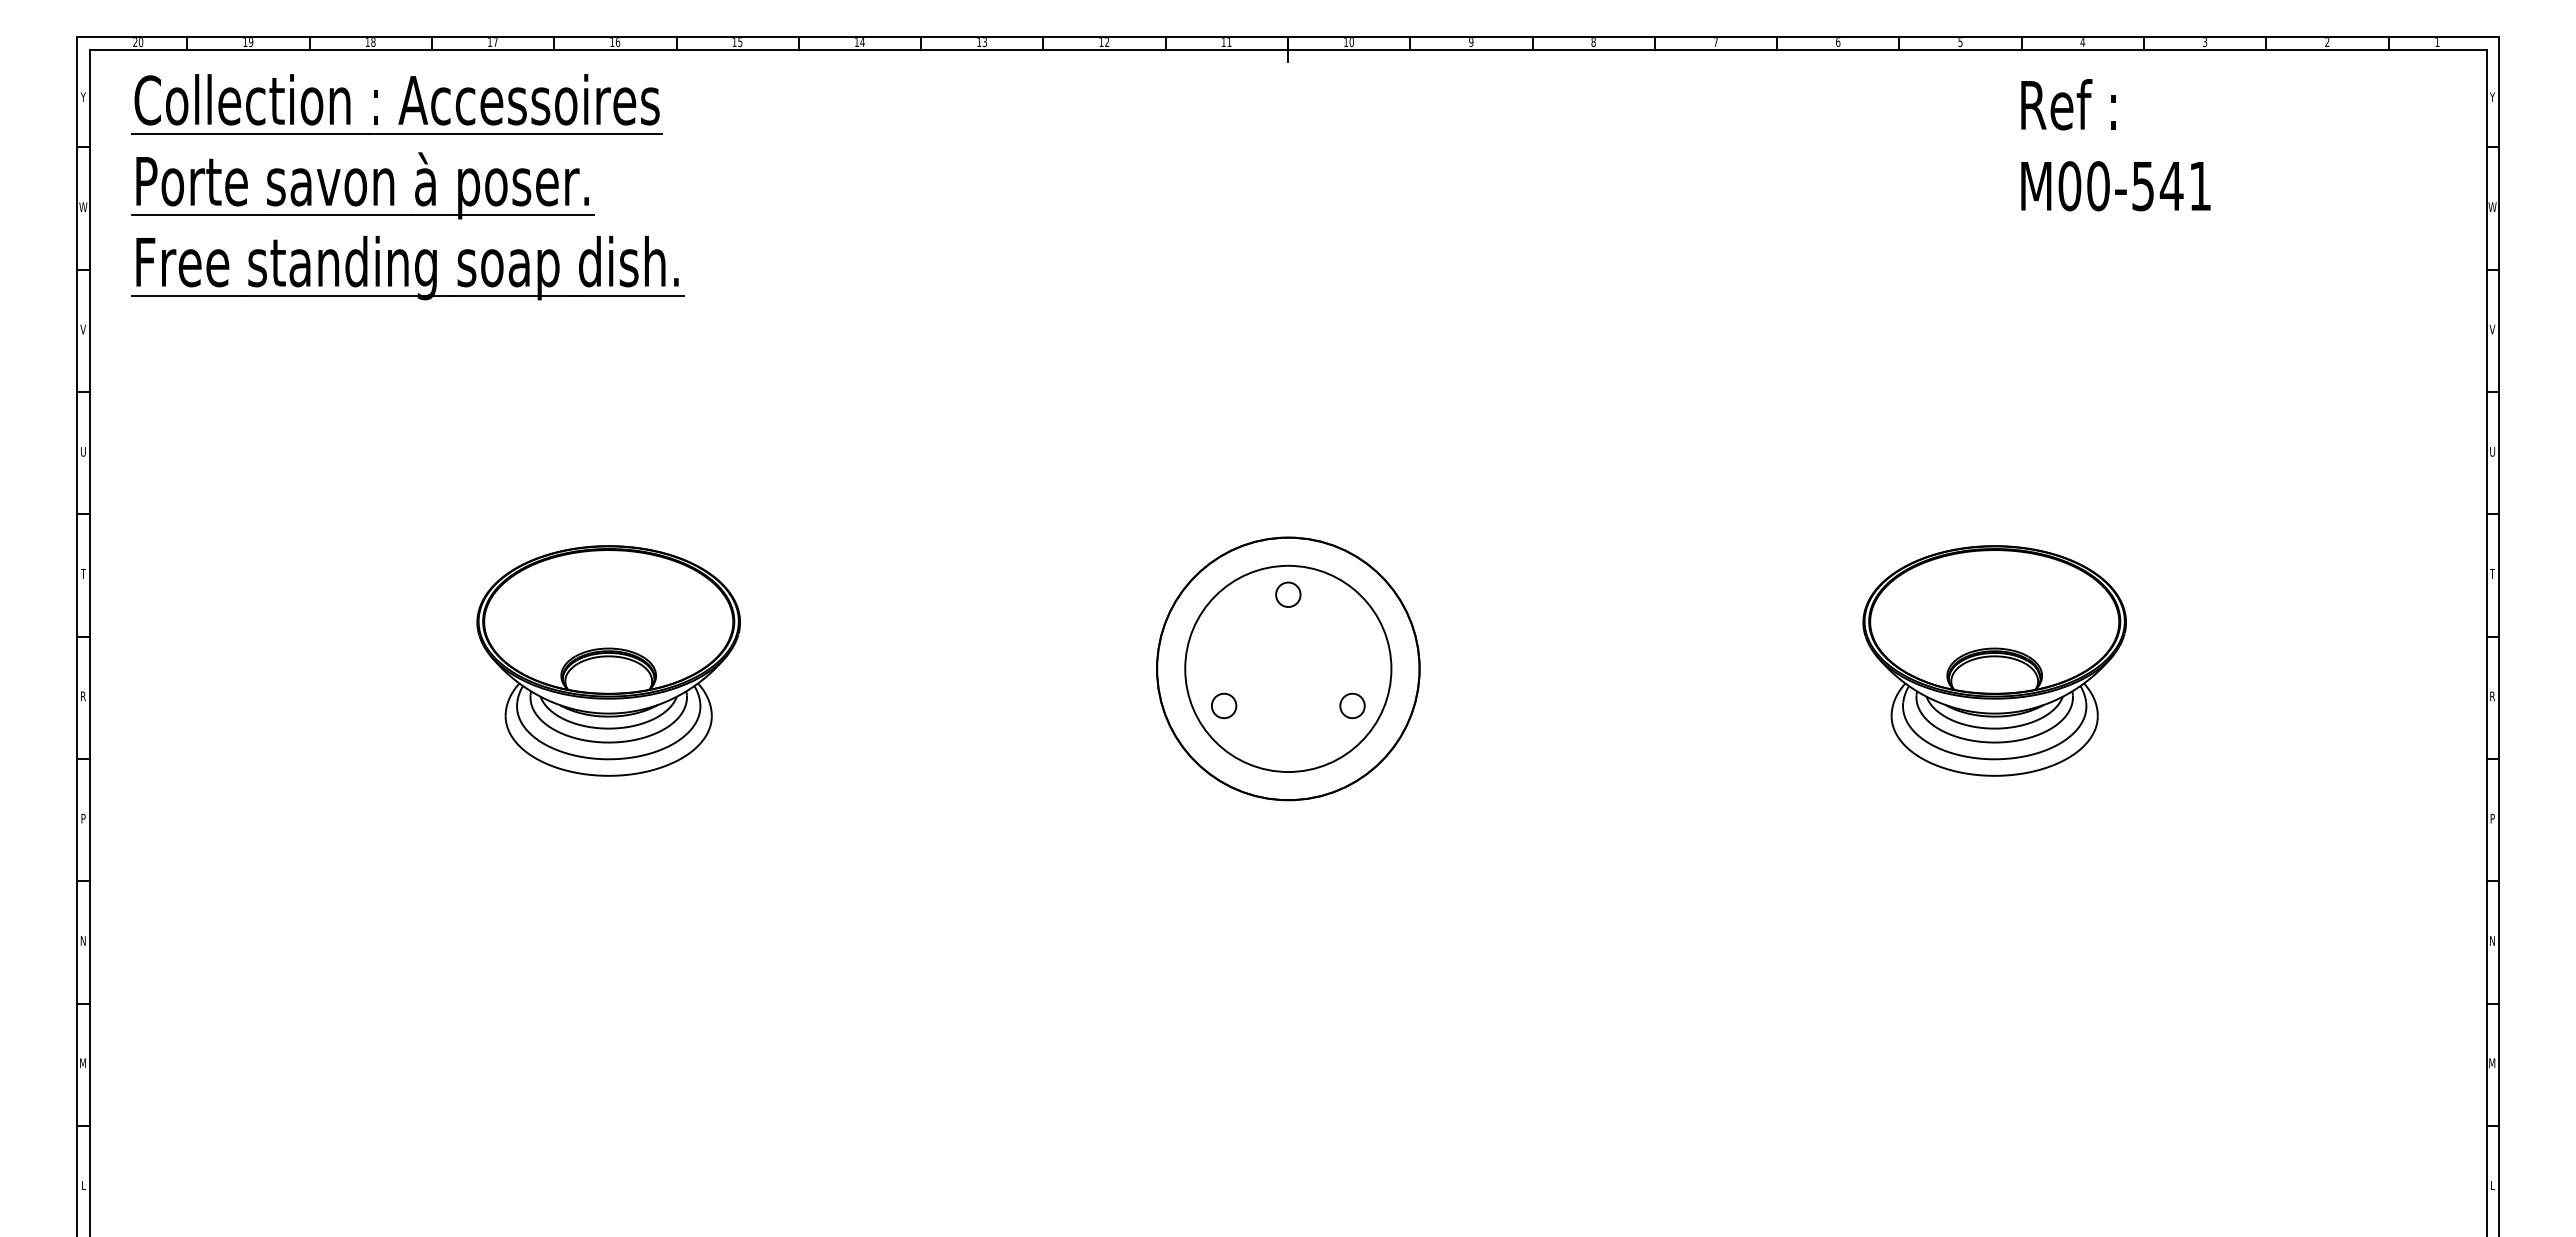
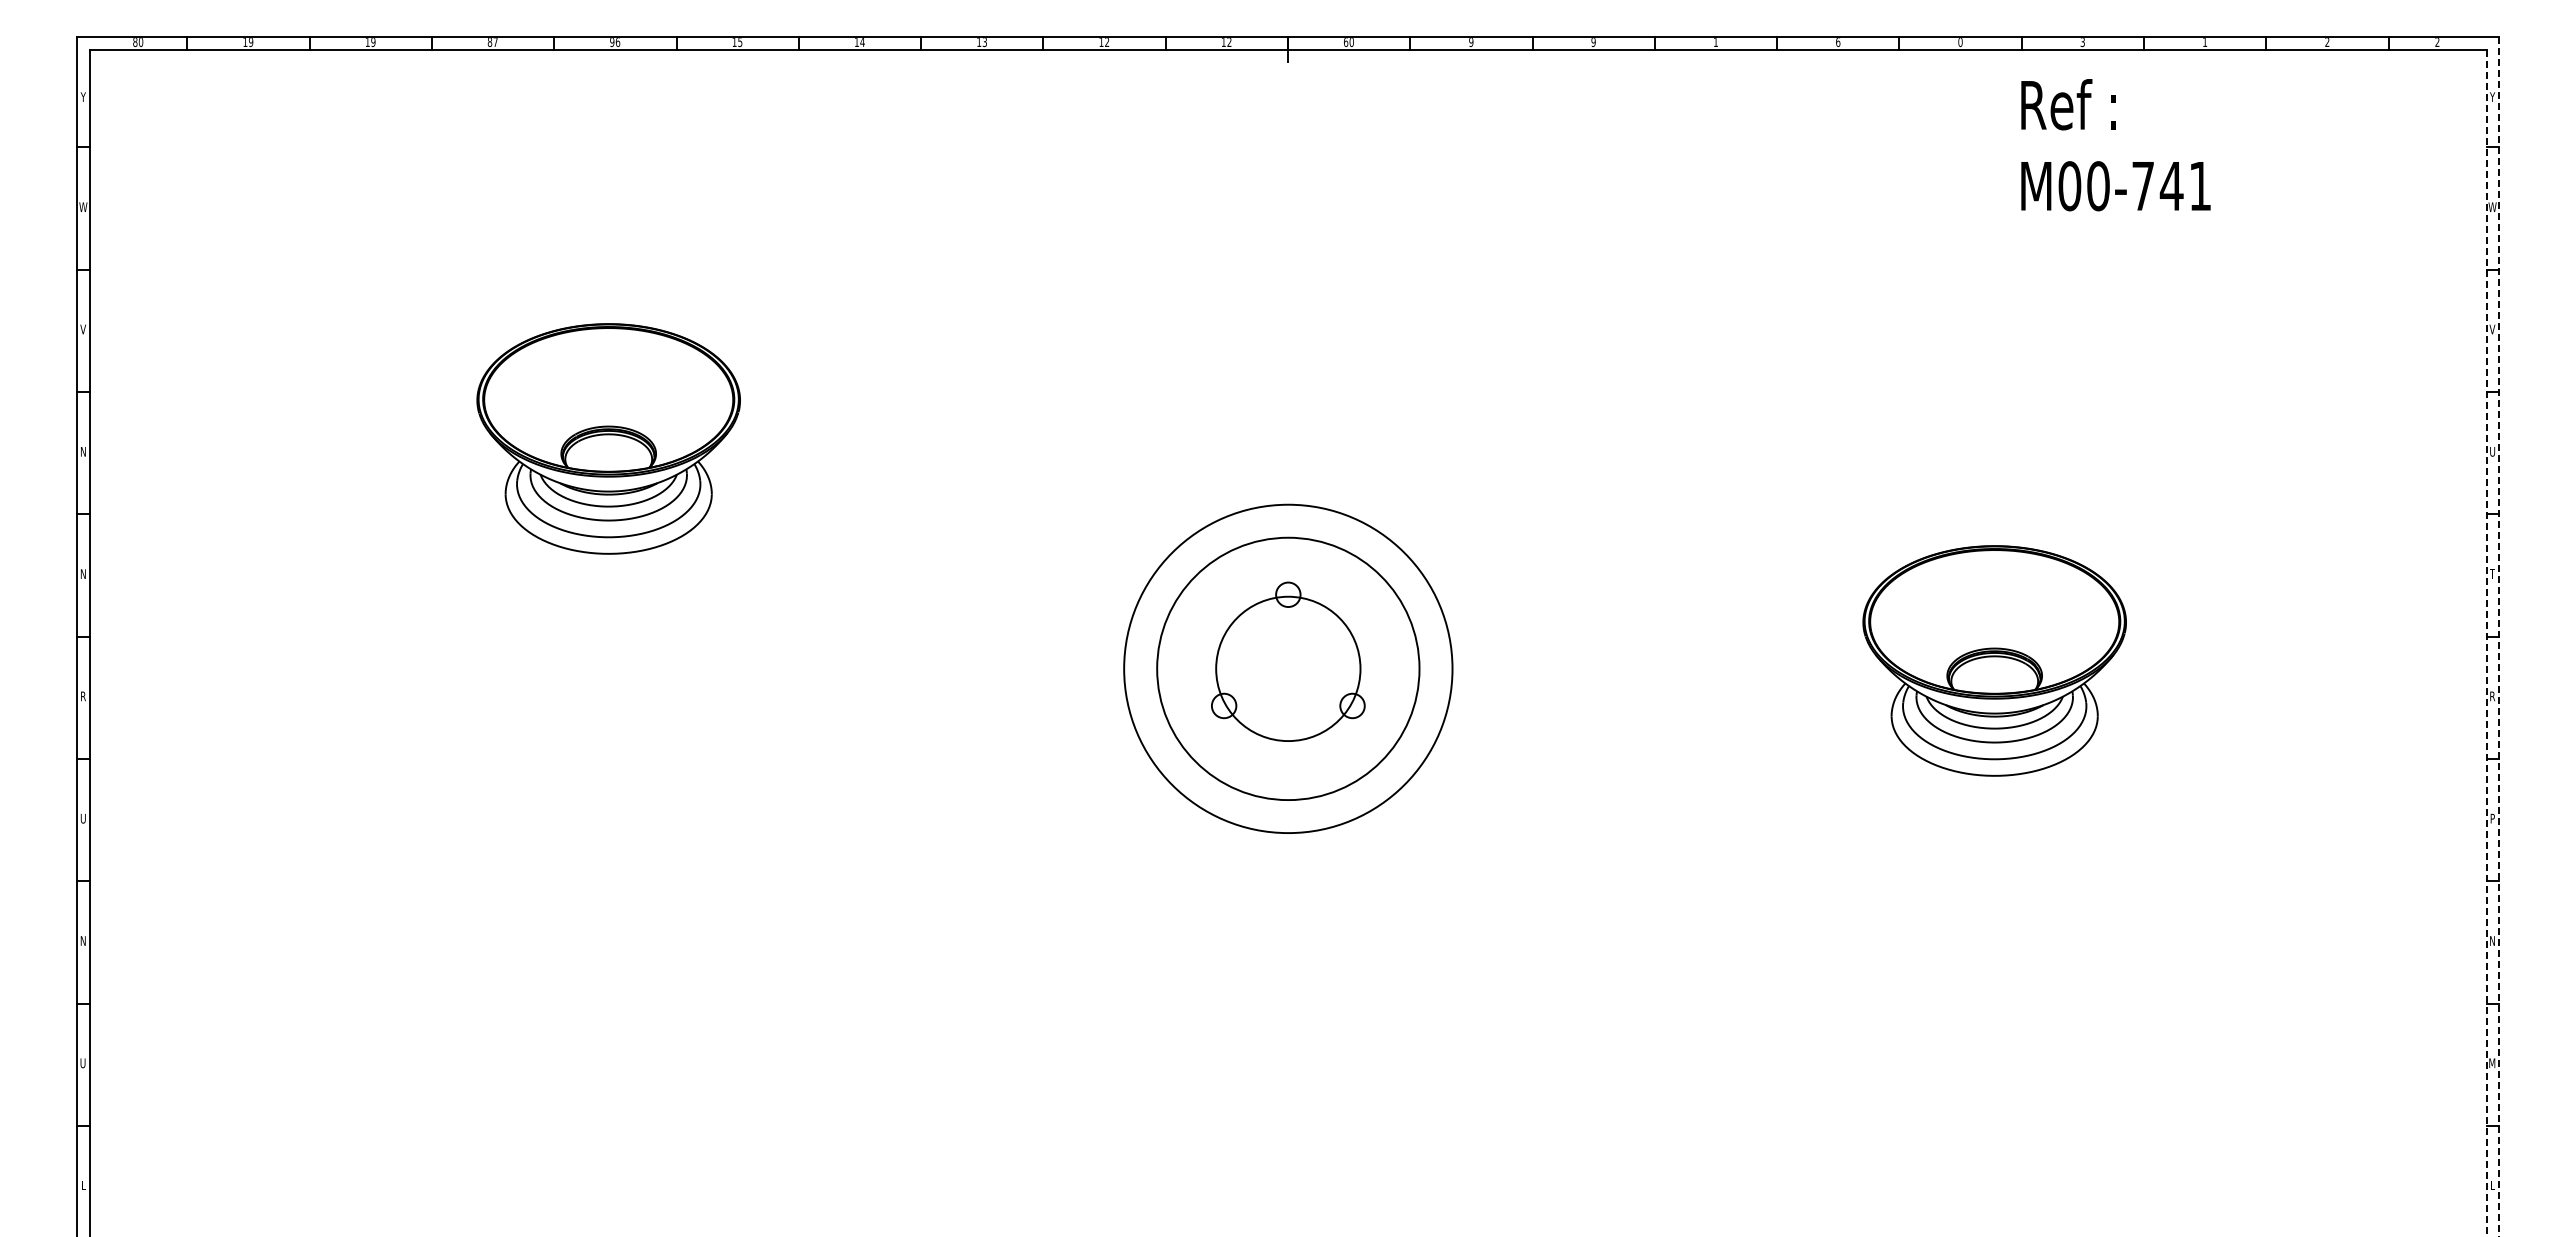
text: 20 -> 80 (135, 42)
text: 18 -> 19 (373, 42)
text: 17 -> 87 (489, 42)
text: 16 -> 96 (612, 42)
text: 11 -> 12 (1229, 42)
text: 10 -> 60 (1345, 42)
text: 8 -> 9 (1593, 42)
text: 7 -> 1 (1715, 42)
text: 5 -> 0 (1960, 42)
text: 4 -> 3 (2082, 42)
text: 3 -> 1 (2205, 42)
text: 1 -> 2 (2437, 42)
text: ^JM00-541 -> ^JM00-741 (2142, 186)
part: present -> none (415, 190)
text: U -> N (83, 451)
text: T -> N (82, 573)
line: solid -> dashed (2498, 637)
line: solid -> dashed (2486, 643)
part position: (608, 660) -> (608, 438) (608, 438)
circle diameter: 263 px -> 328 px (1288, 668)
circle diameter: 206 px -> 144 px (1288, 668)
text: P -> U (82, 818)
text: M -> U (82, 1063)
